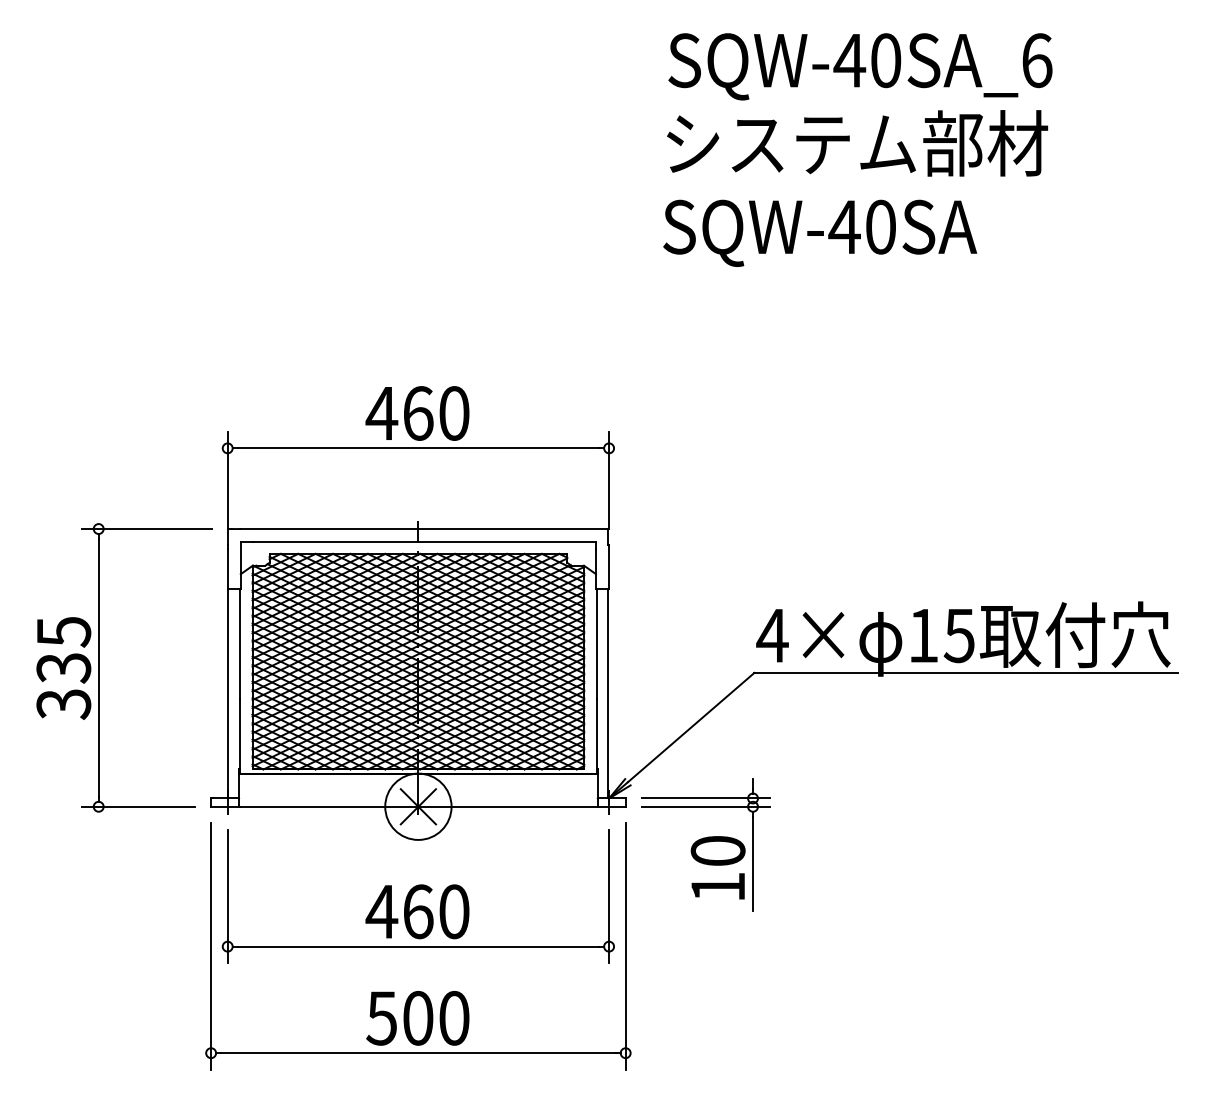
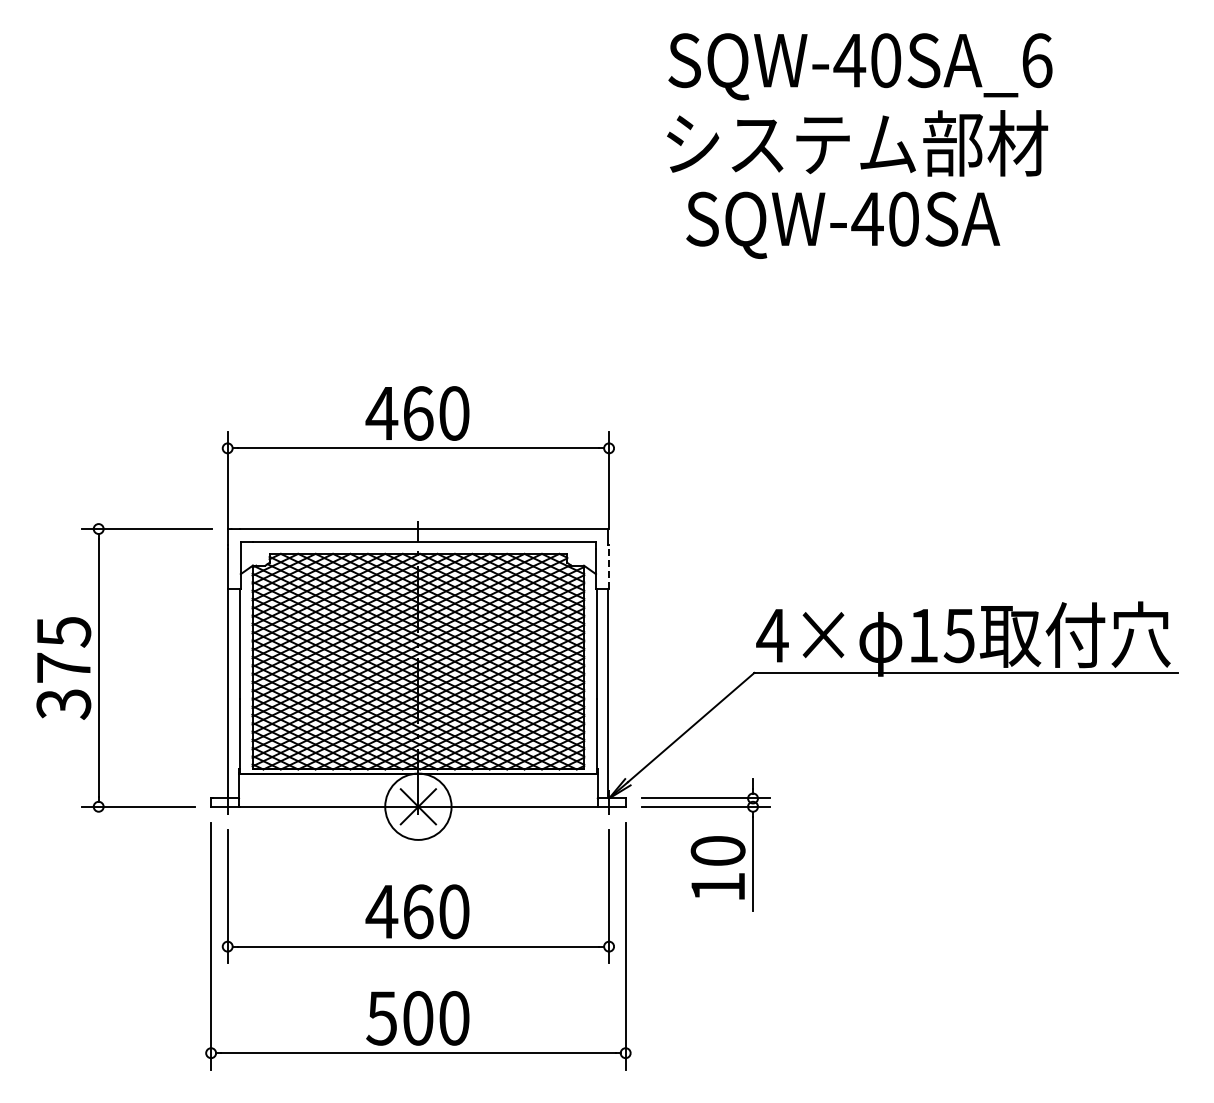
text position: (820, 232) -> (843, 224) (843, 224)
line: solid -> dashed (609, 567)
text: 335 -> 375 (63, 667)
